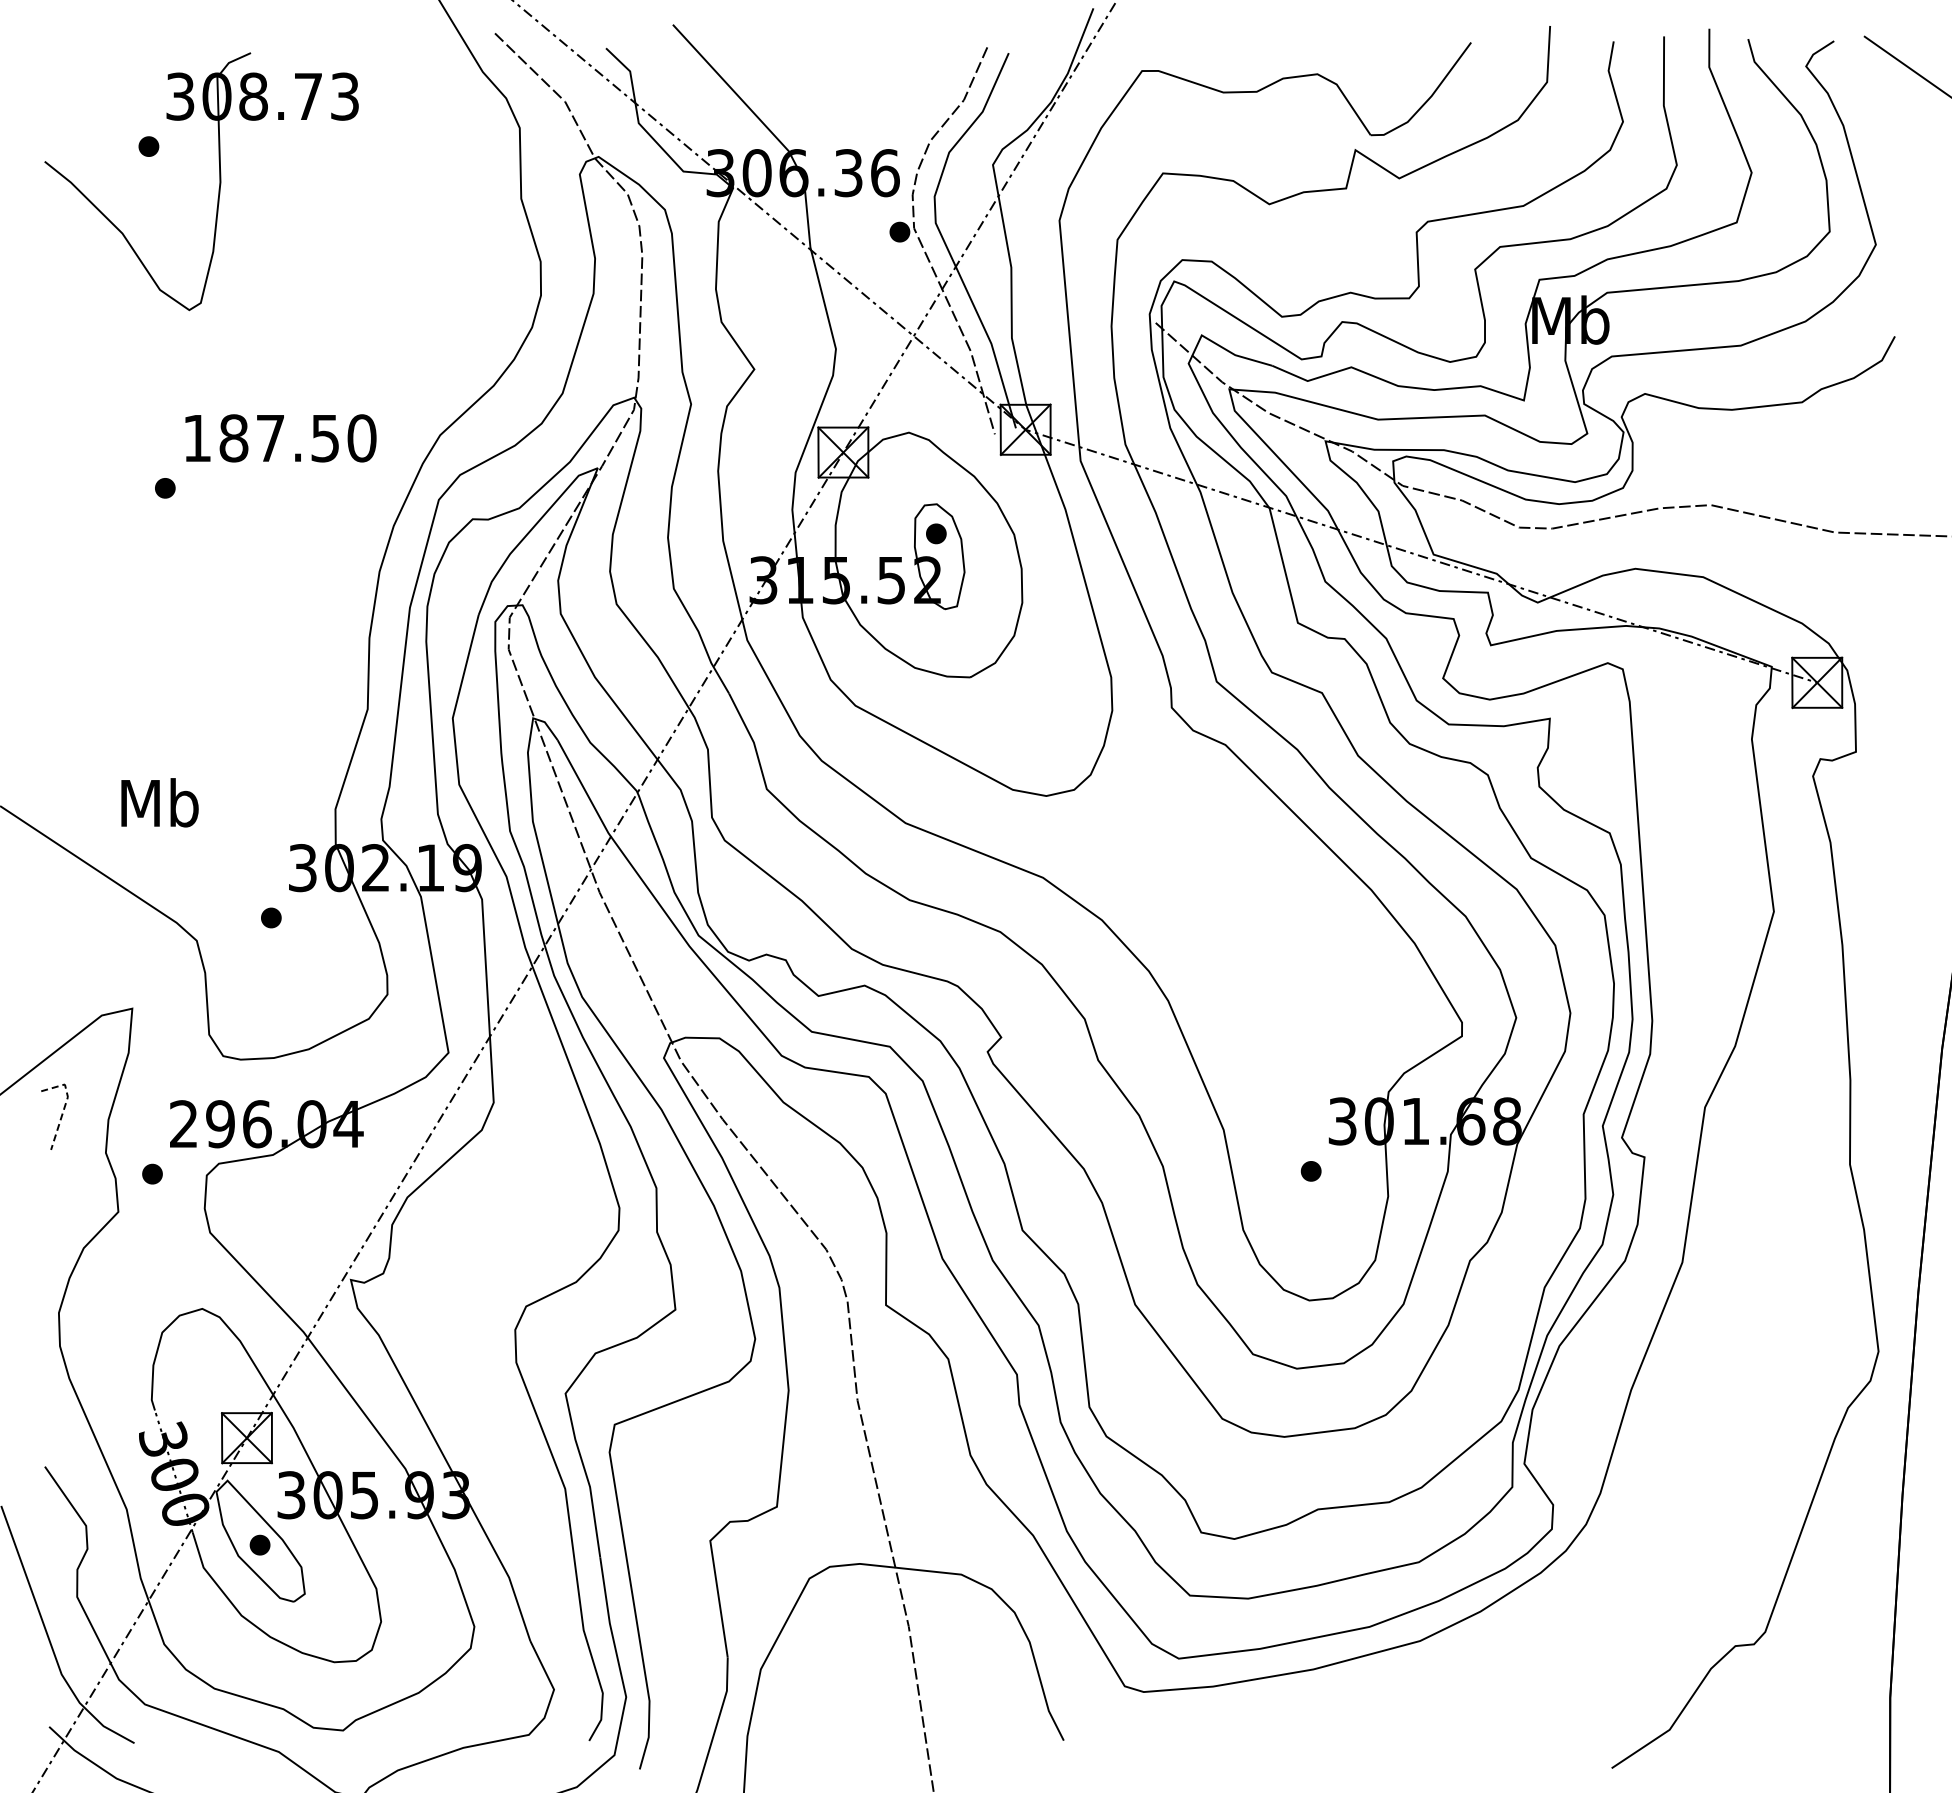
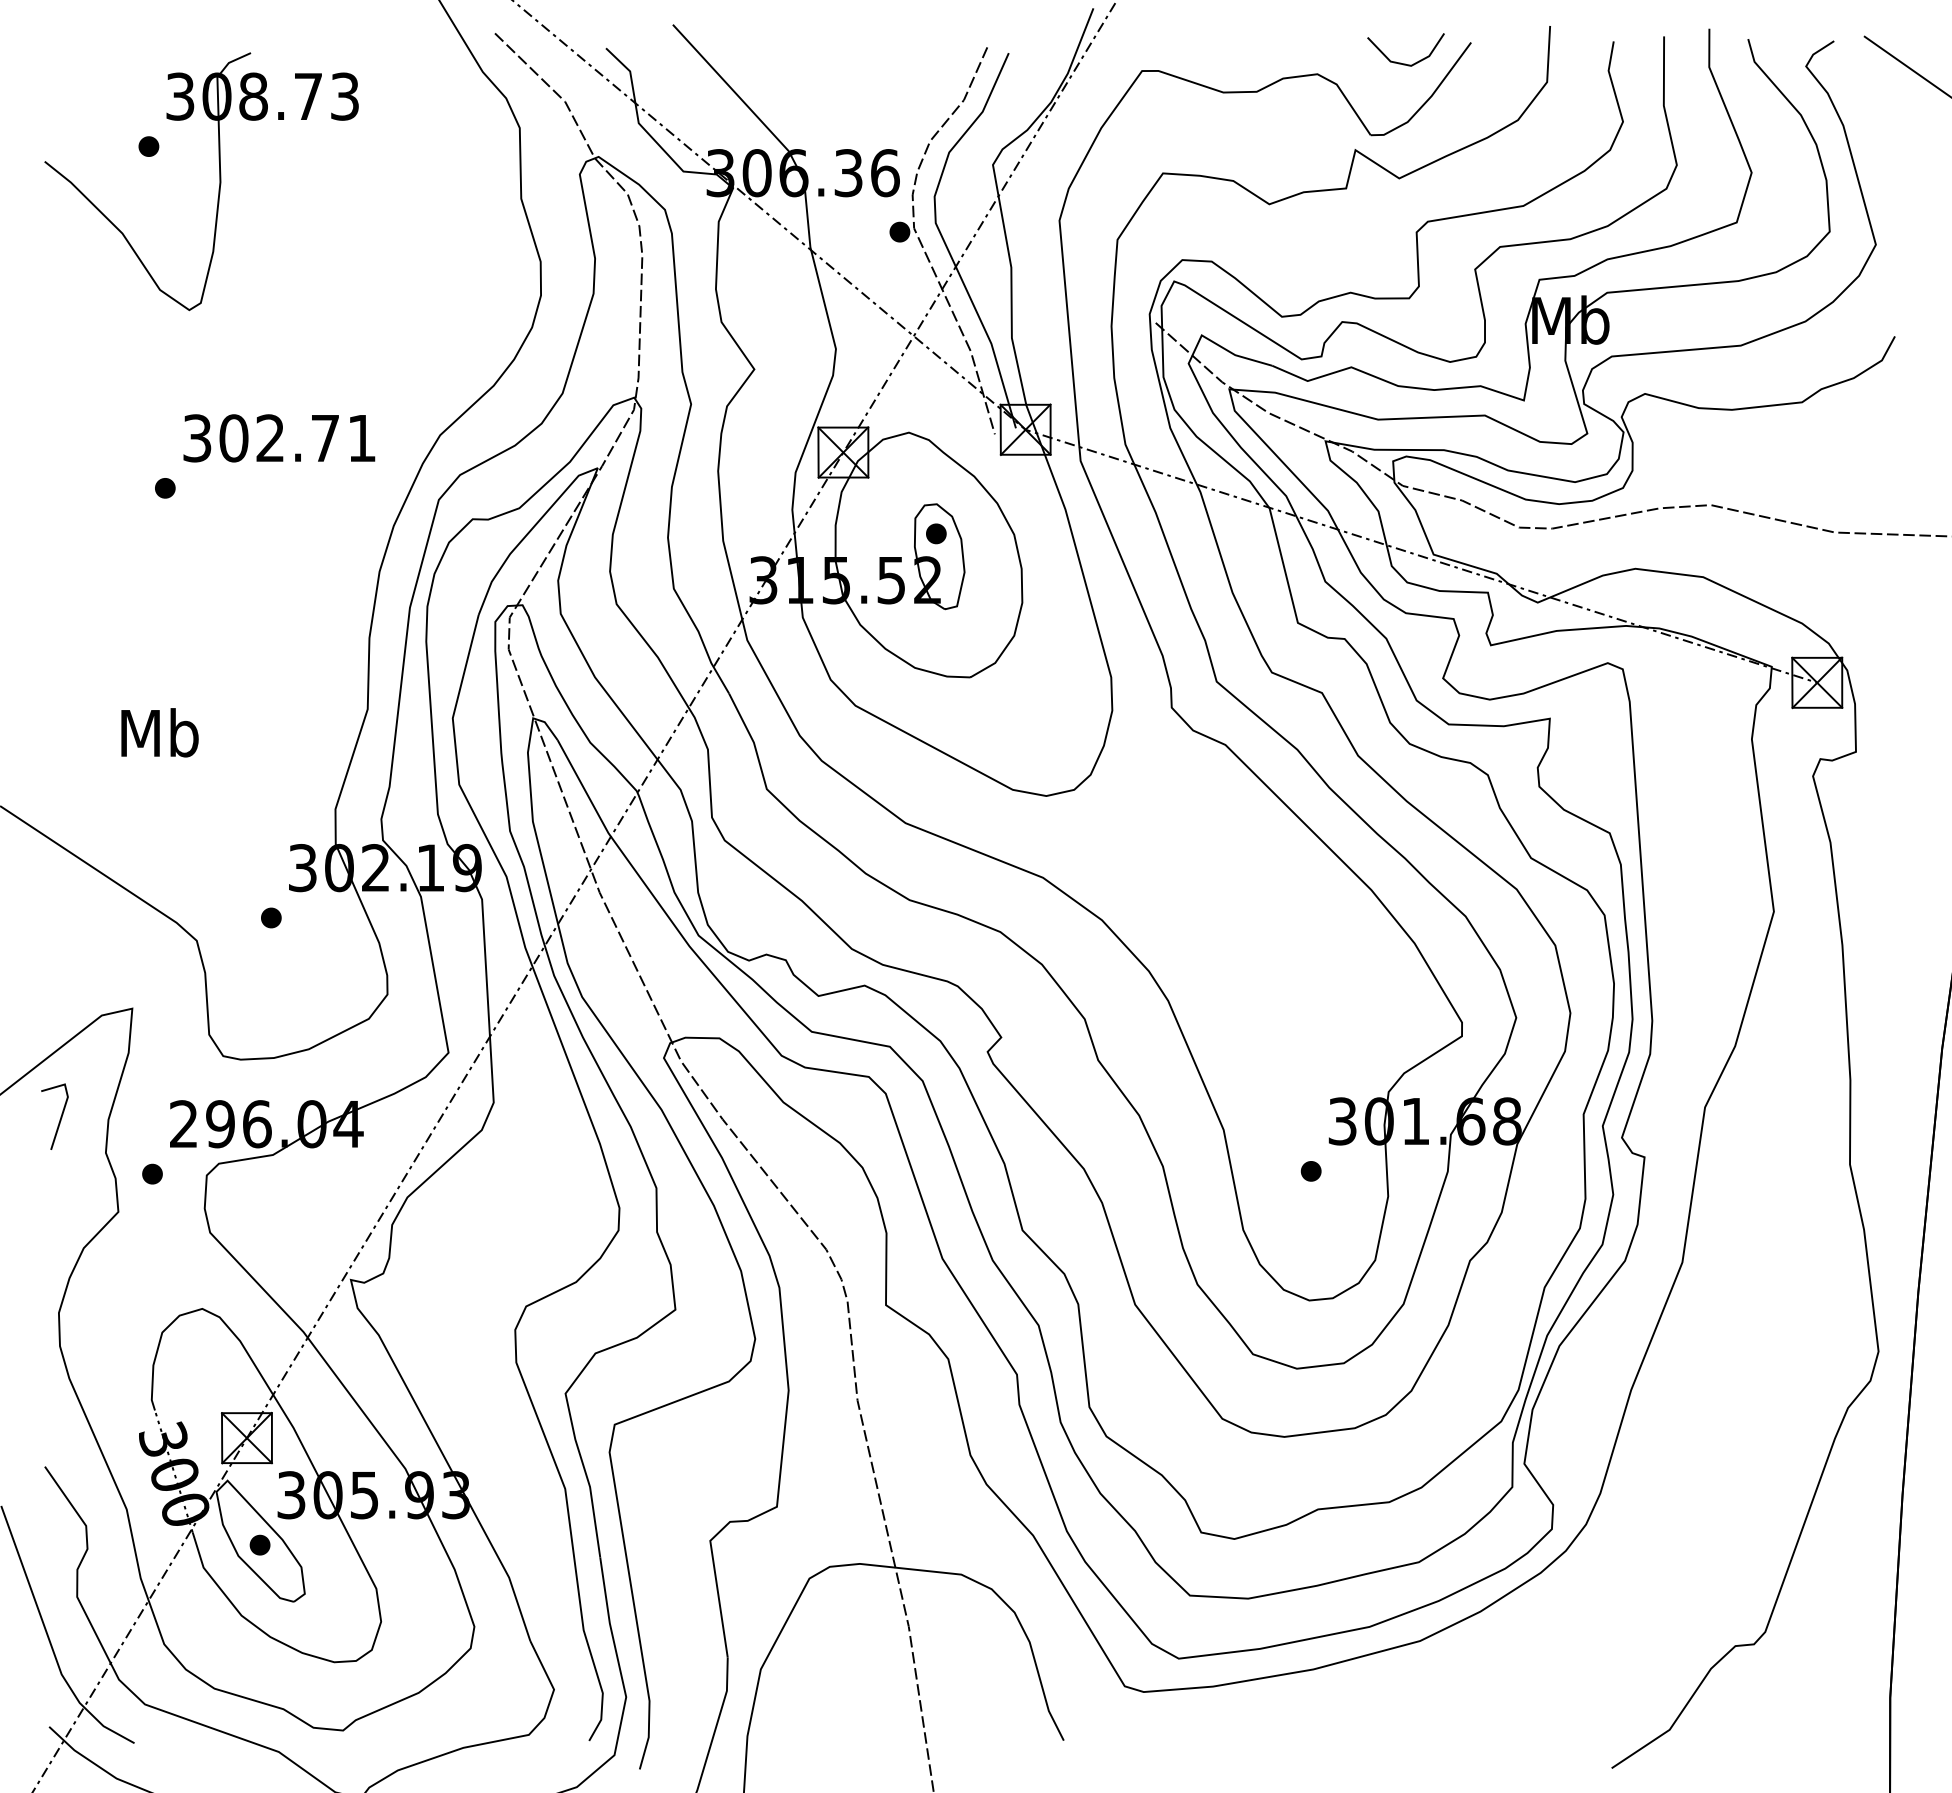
line: none -> present (1401, 62)
text: 187.50 -> 302.71 (279, 438)
text position: (159, 802) -> (159, 732) (159, 732)
line: dashed -> solid (65, 1104)
